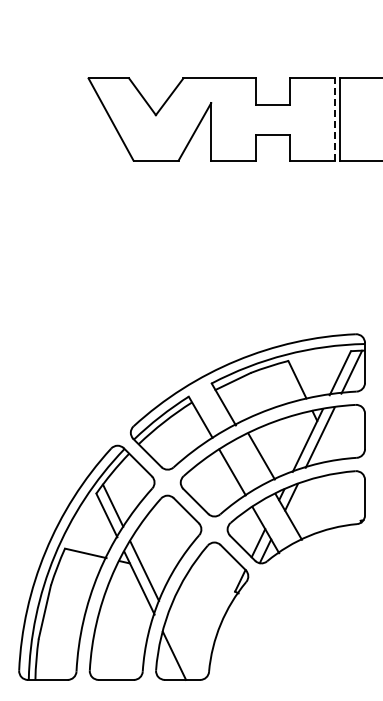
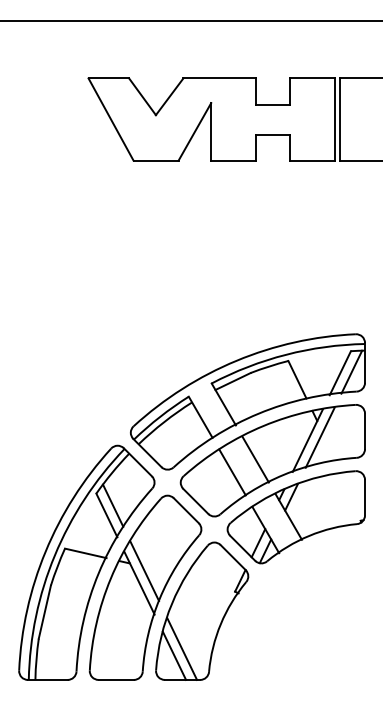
line: none -> present (190, 21)
line: dashed -> solid (334, 119)
line position: (261, 456) -> (255, 459) (255, 459)
line: none -> present (182, 648)
